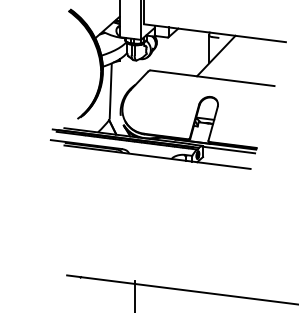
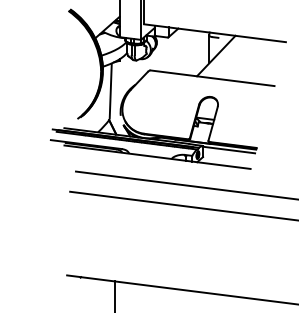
line: none -> present (185, 185)
line: none -> present (182, 205)
line position: (135, 295) -> (115, 295) (115, 295)
